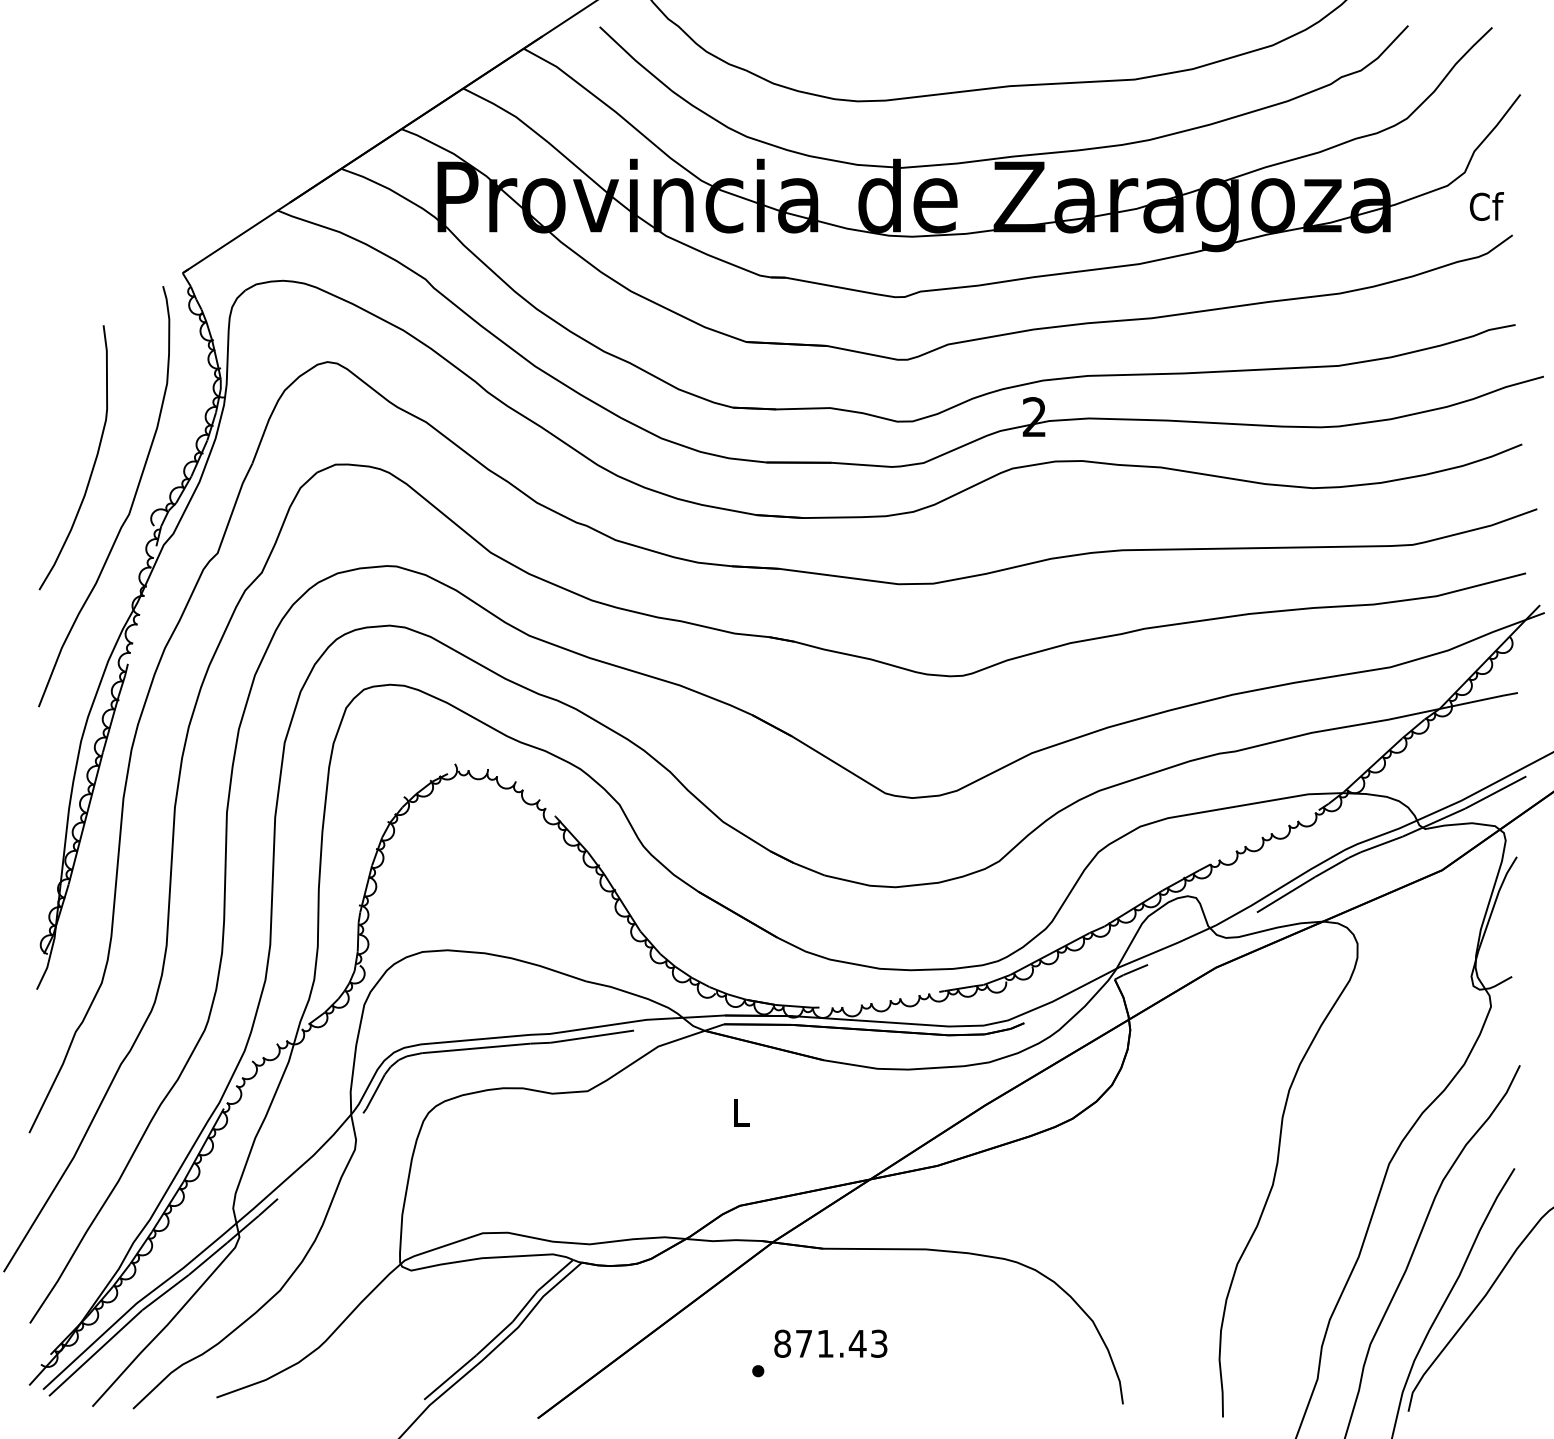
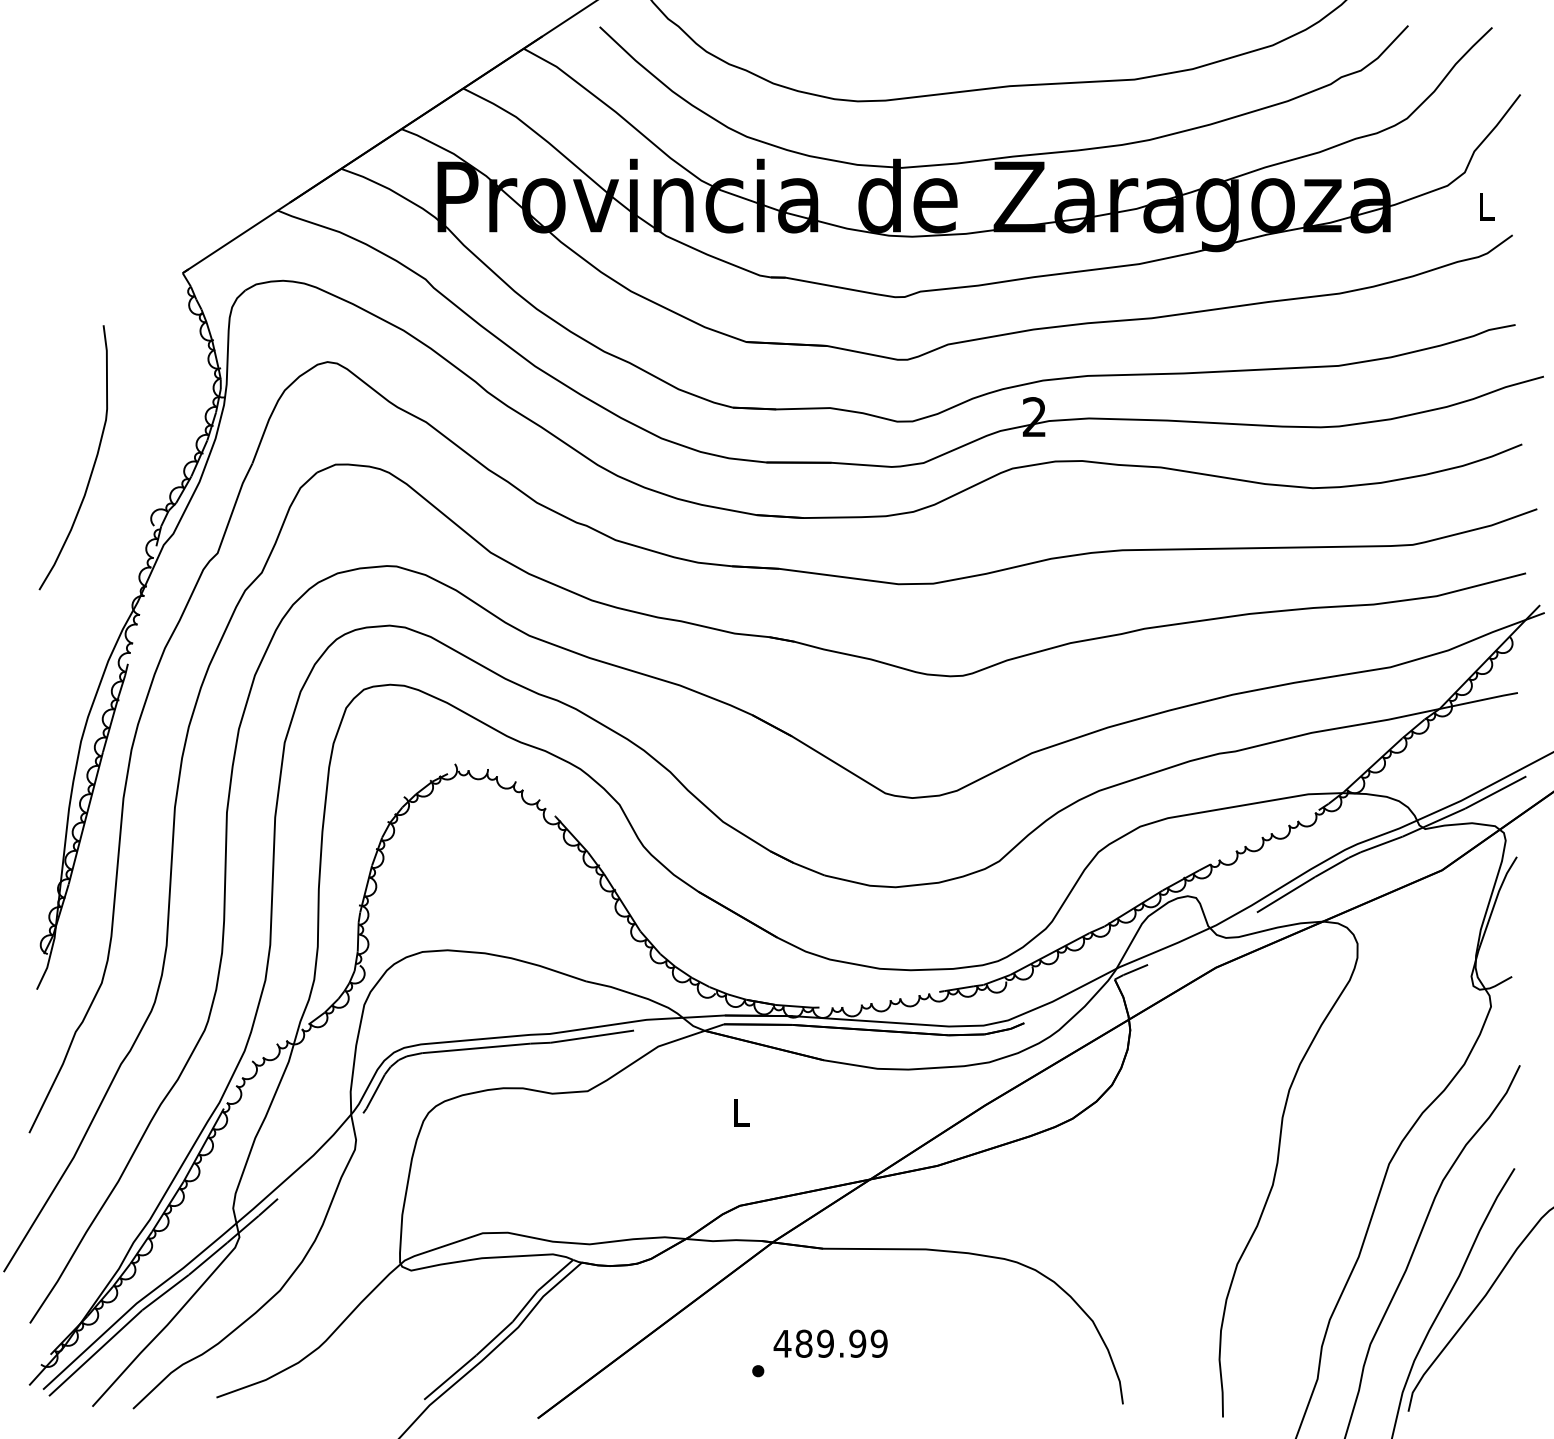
text: Cf -> L (1486, 206)
curve: present -> none (130, 506)
text: 871.43 -> 489.99 (830, 1343)
